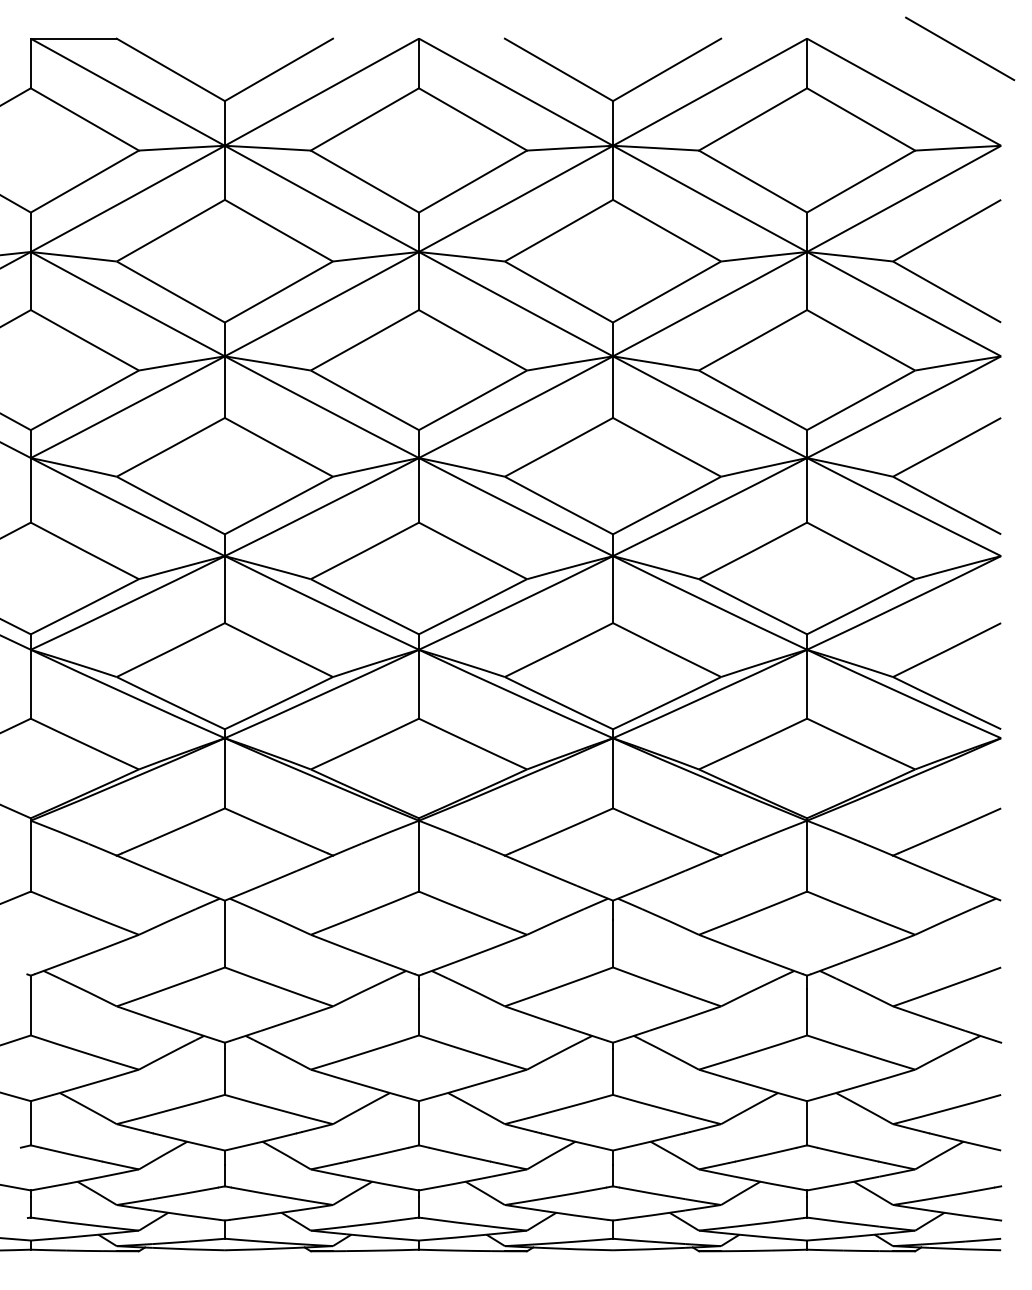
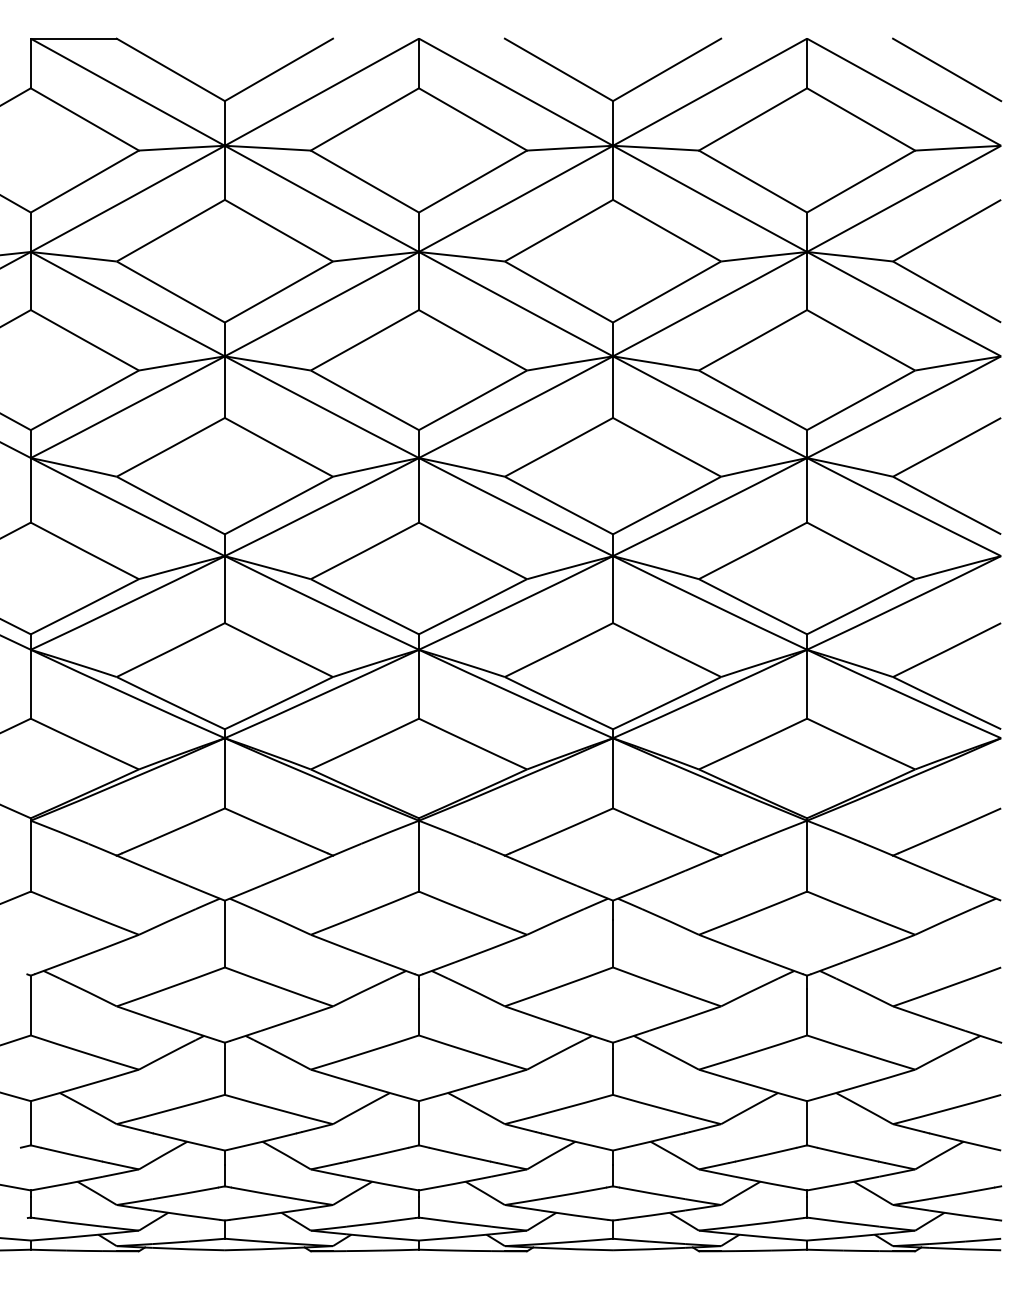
line position: (960, 48) -> (947, 69) (947, 69)
